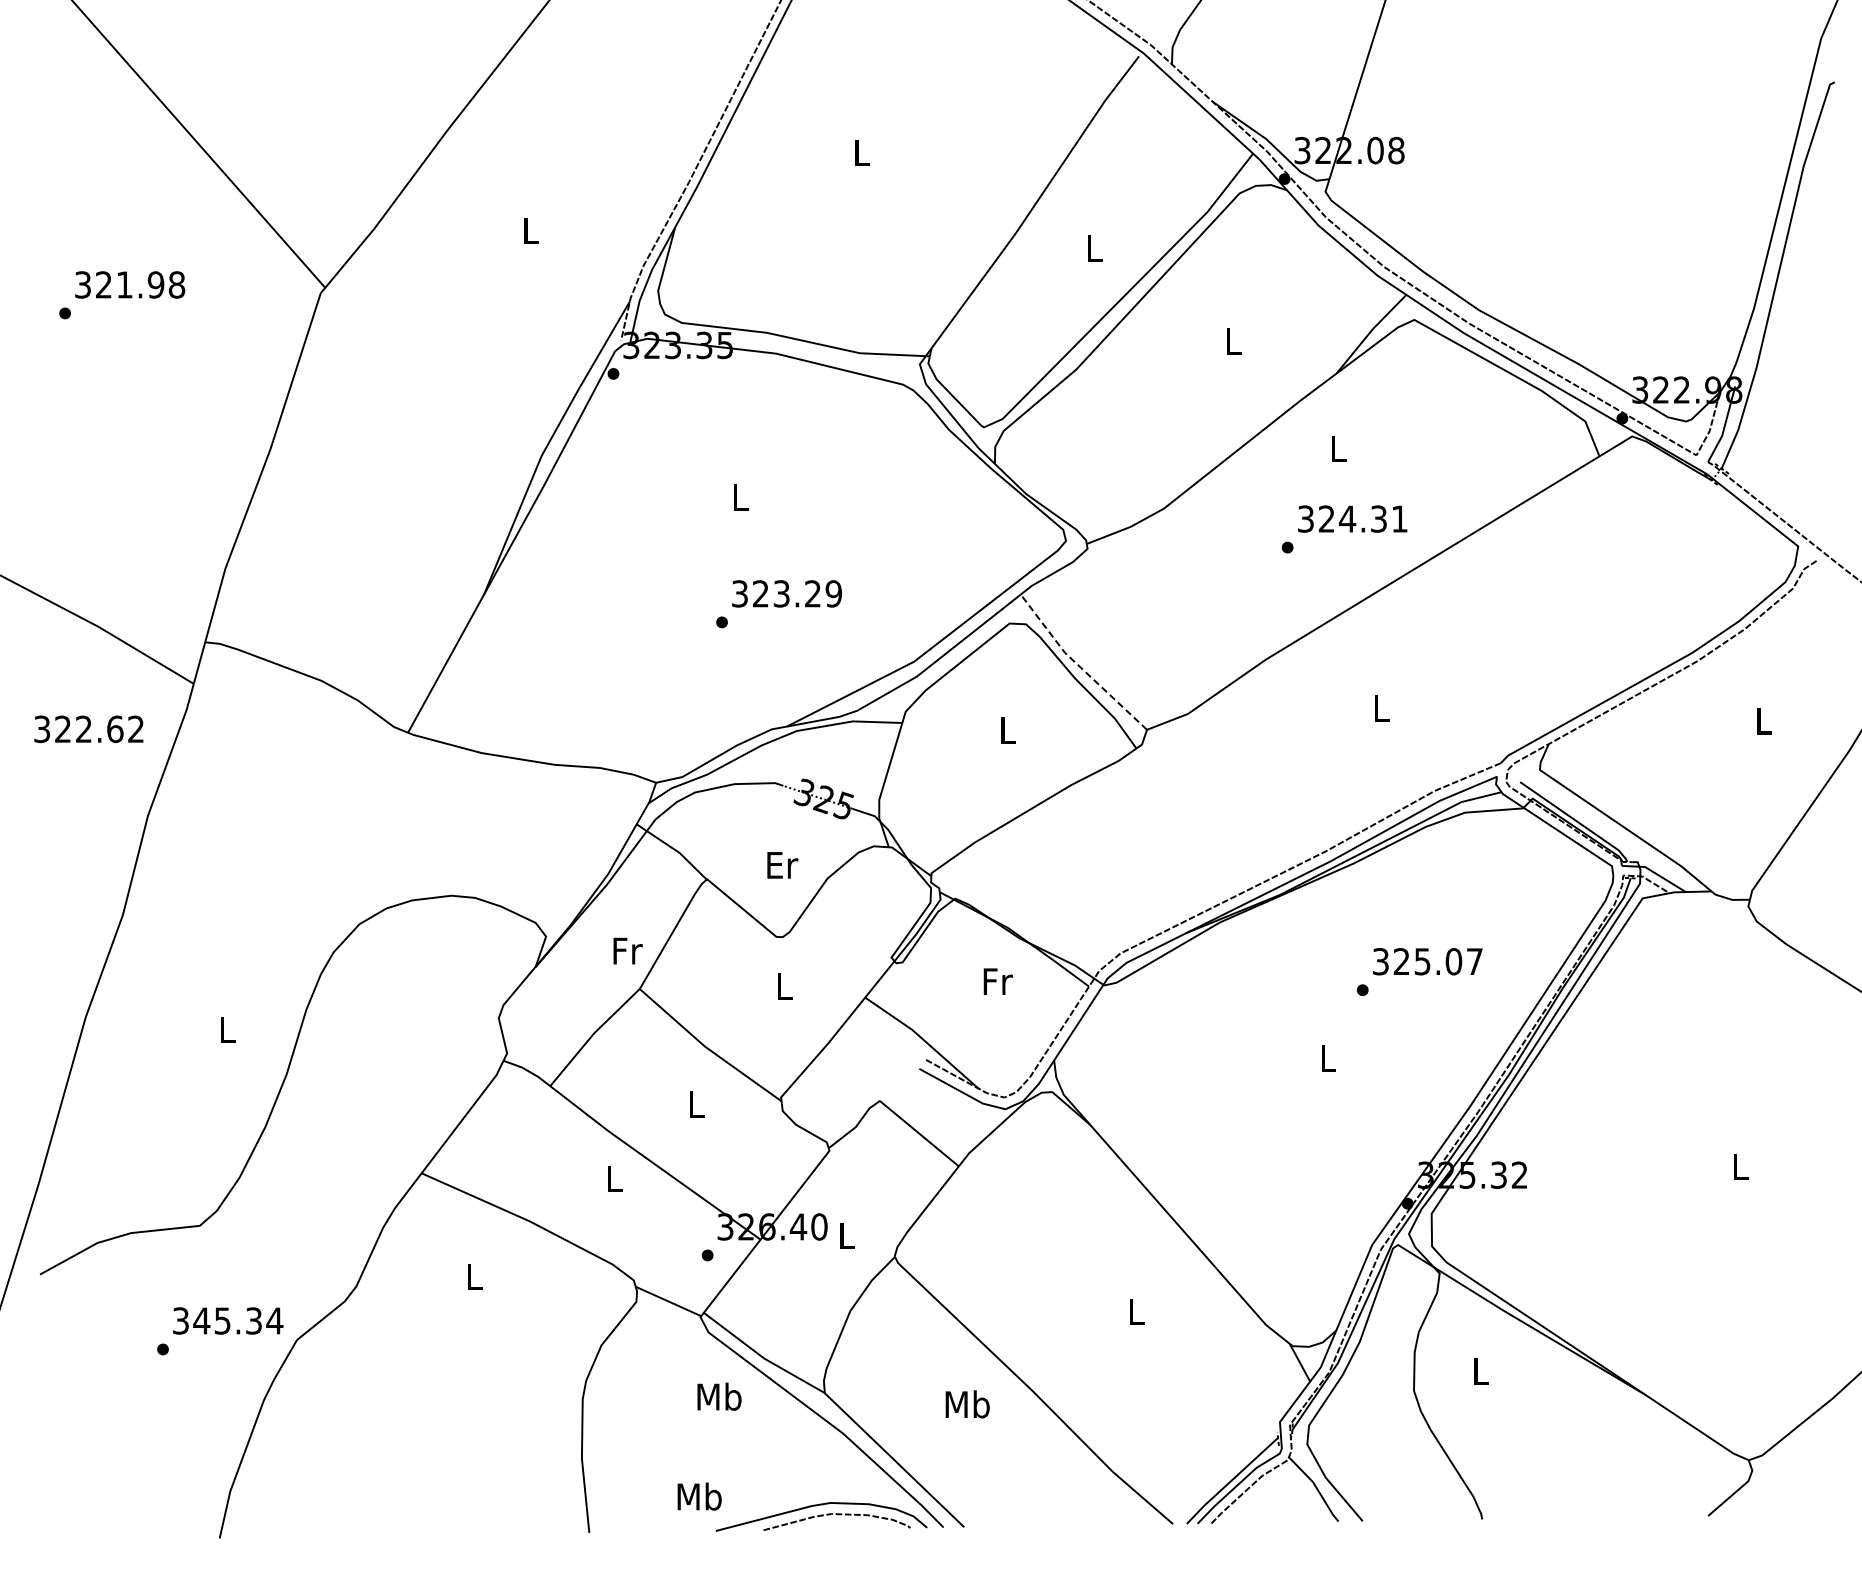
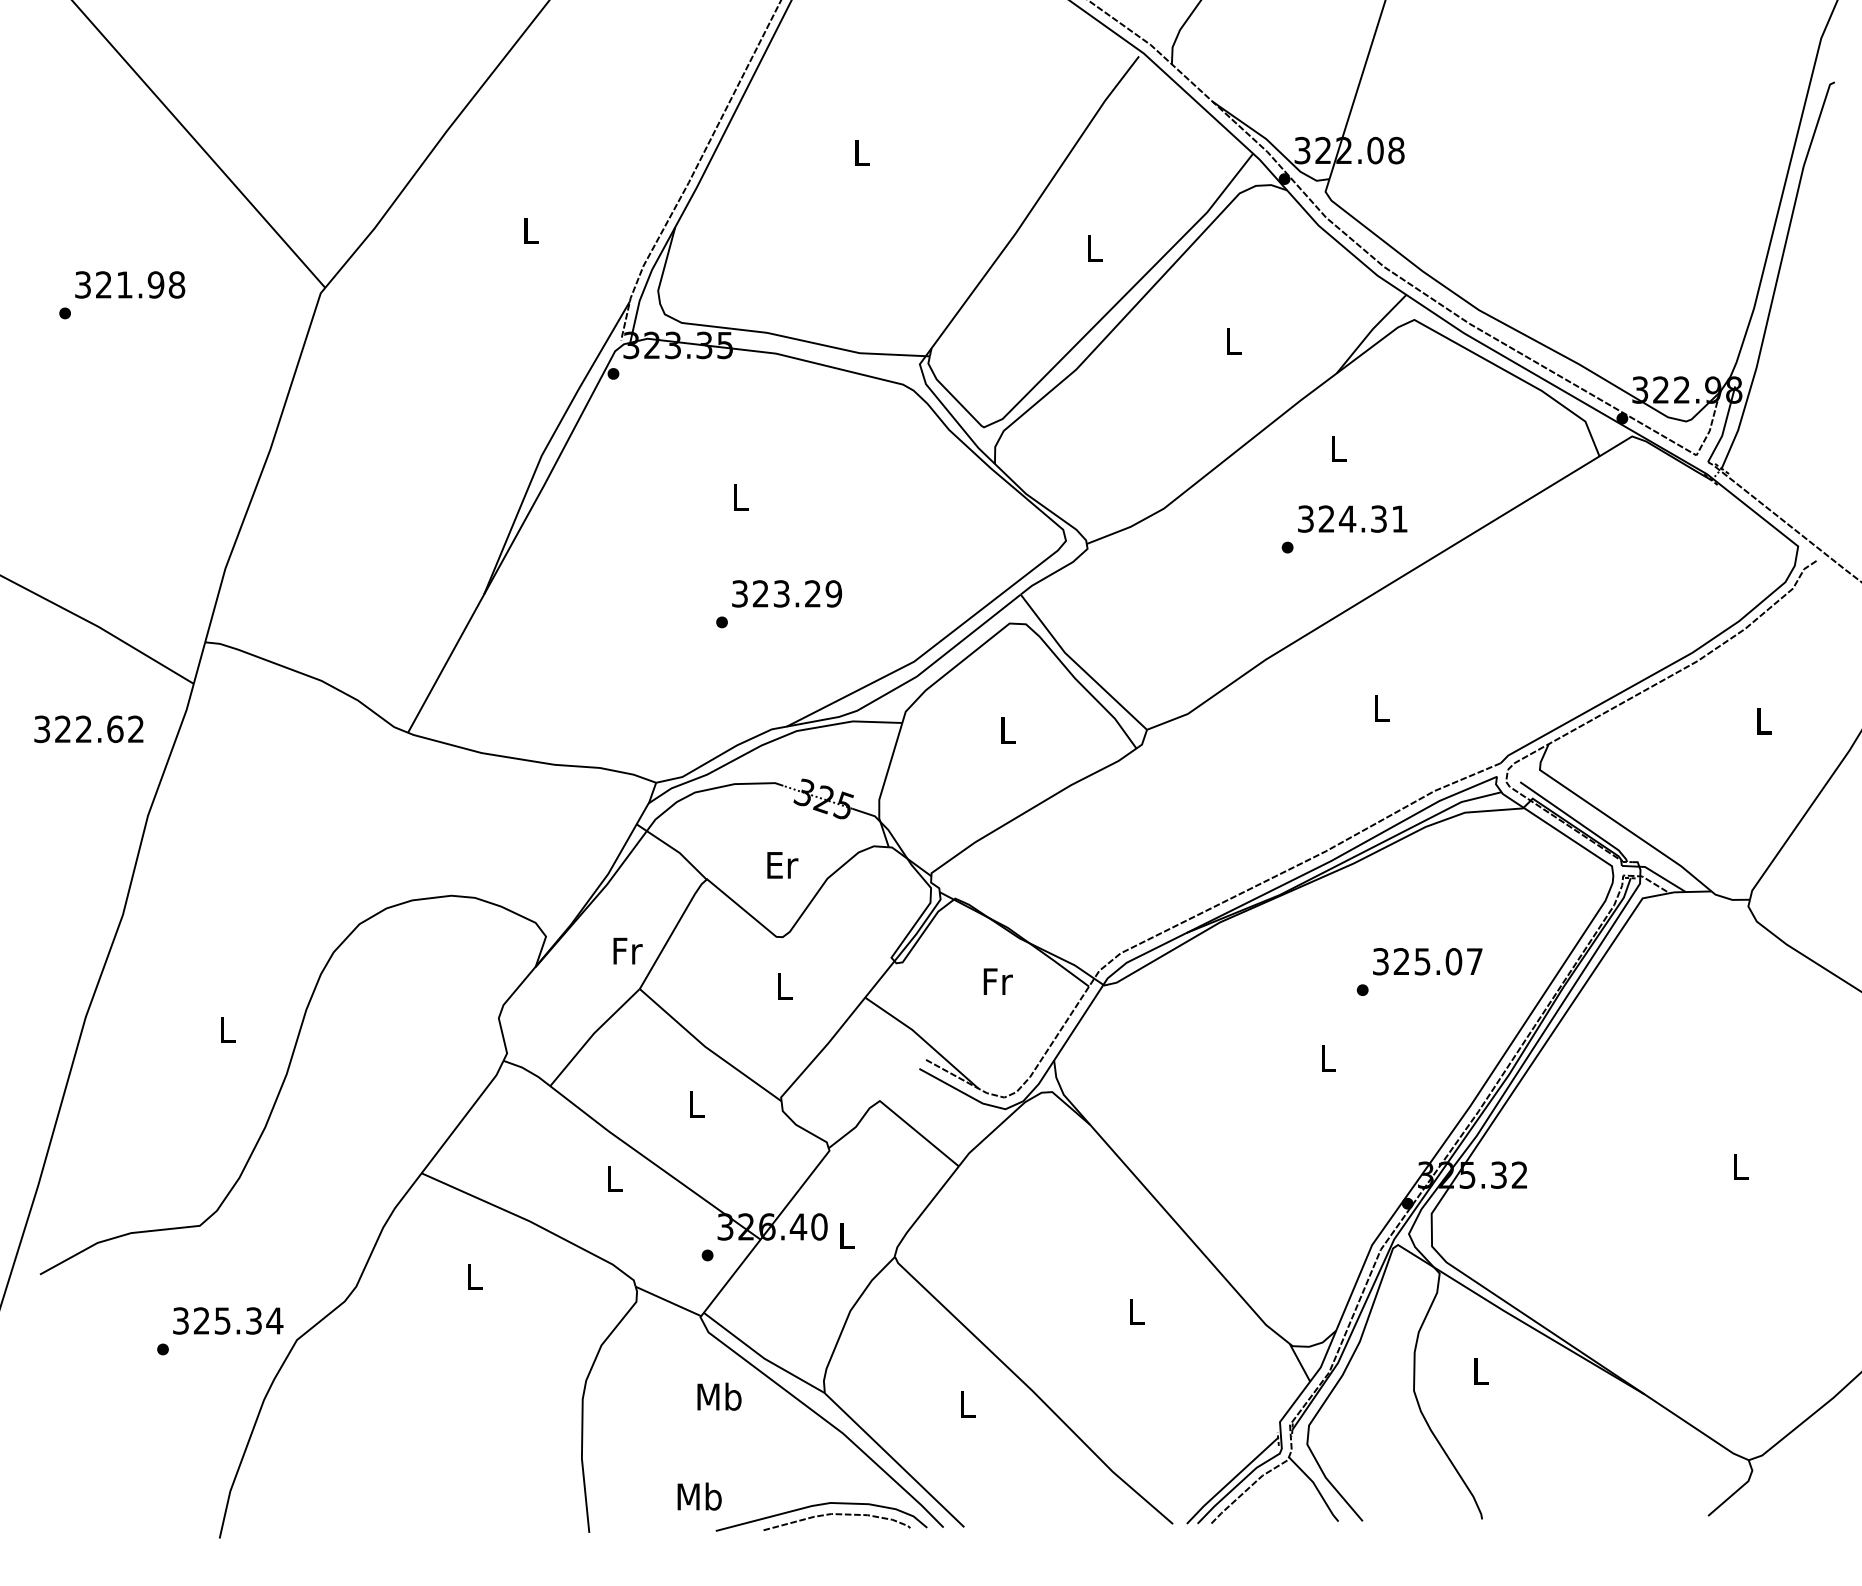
line: dashed -> solid (1078, 665)
text: 345.34 -> 325.34 (201, 1320)
text: Mb -> L (967, 1404)
